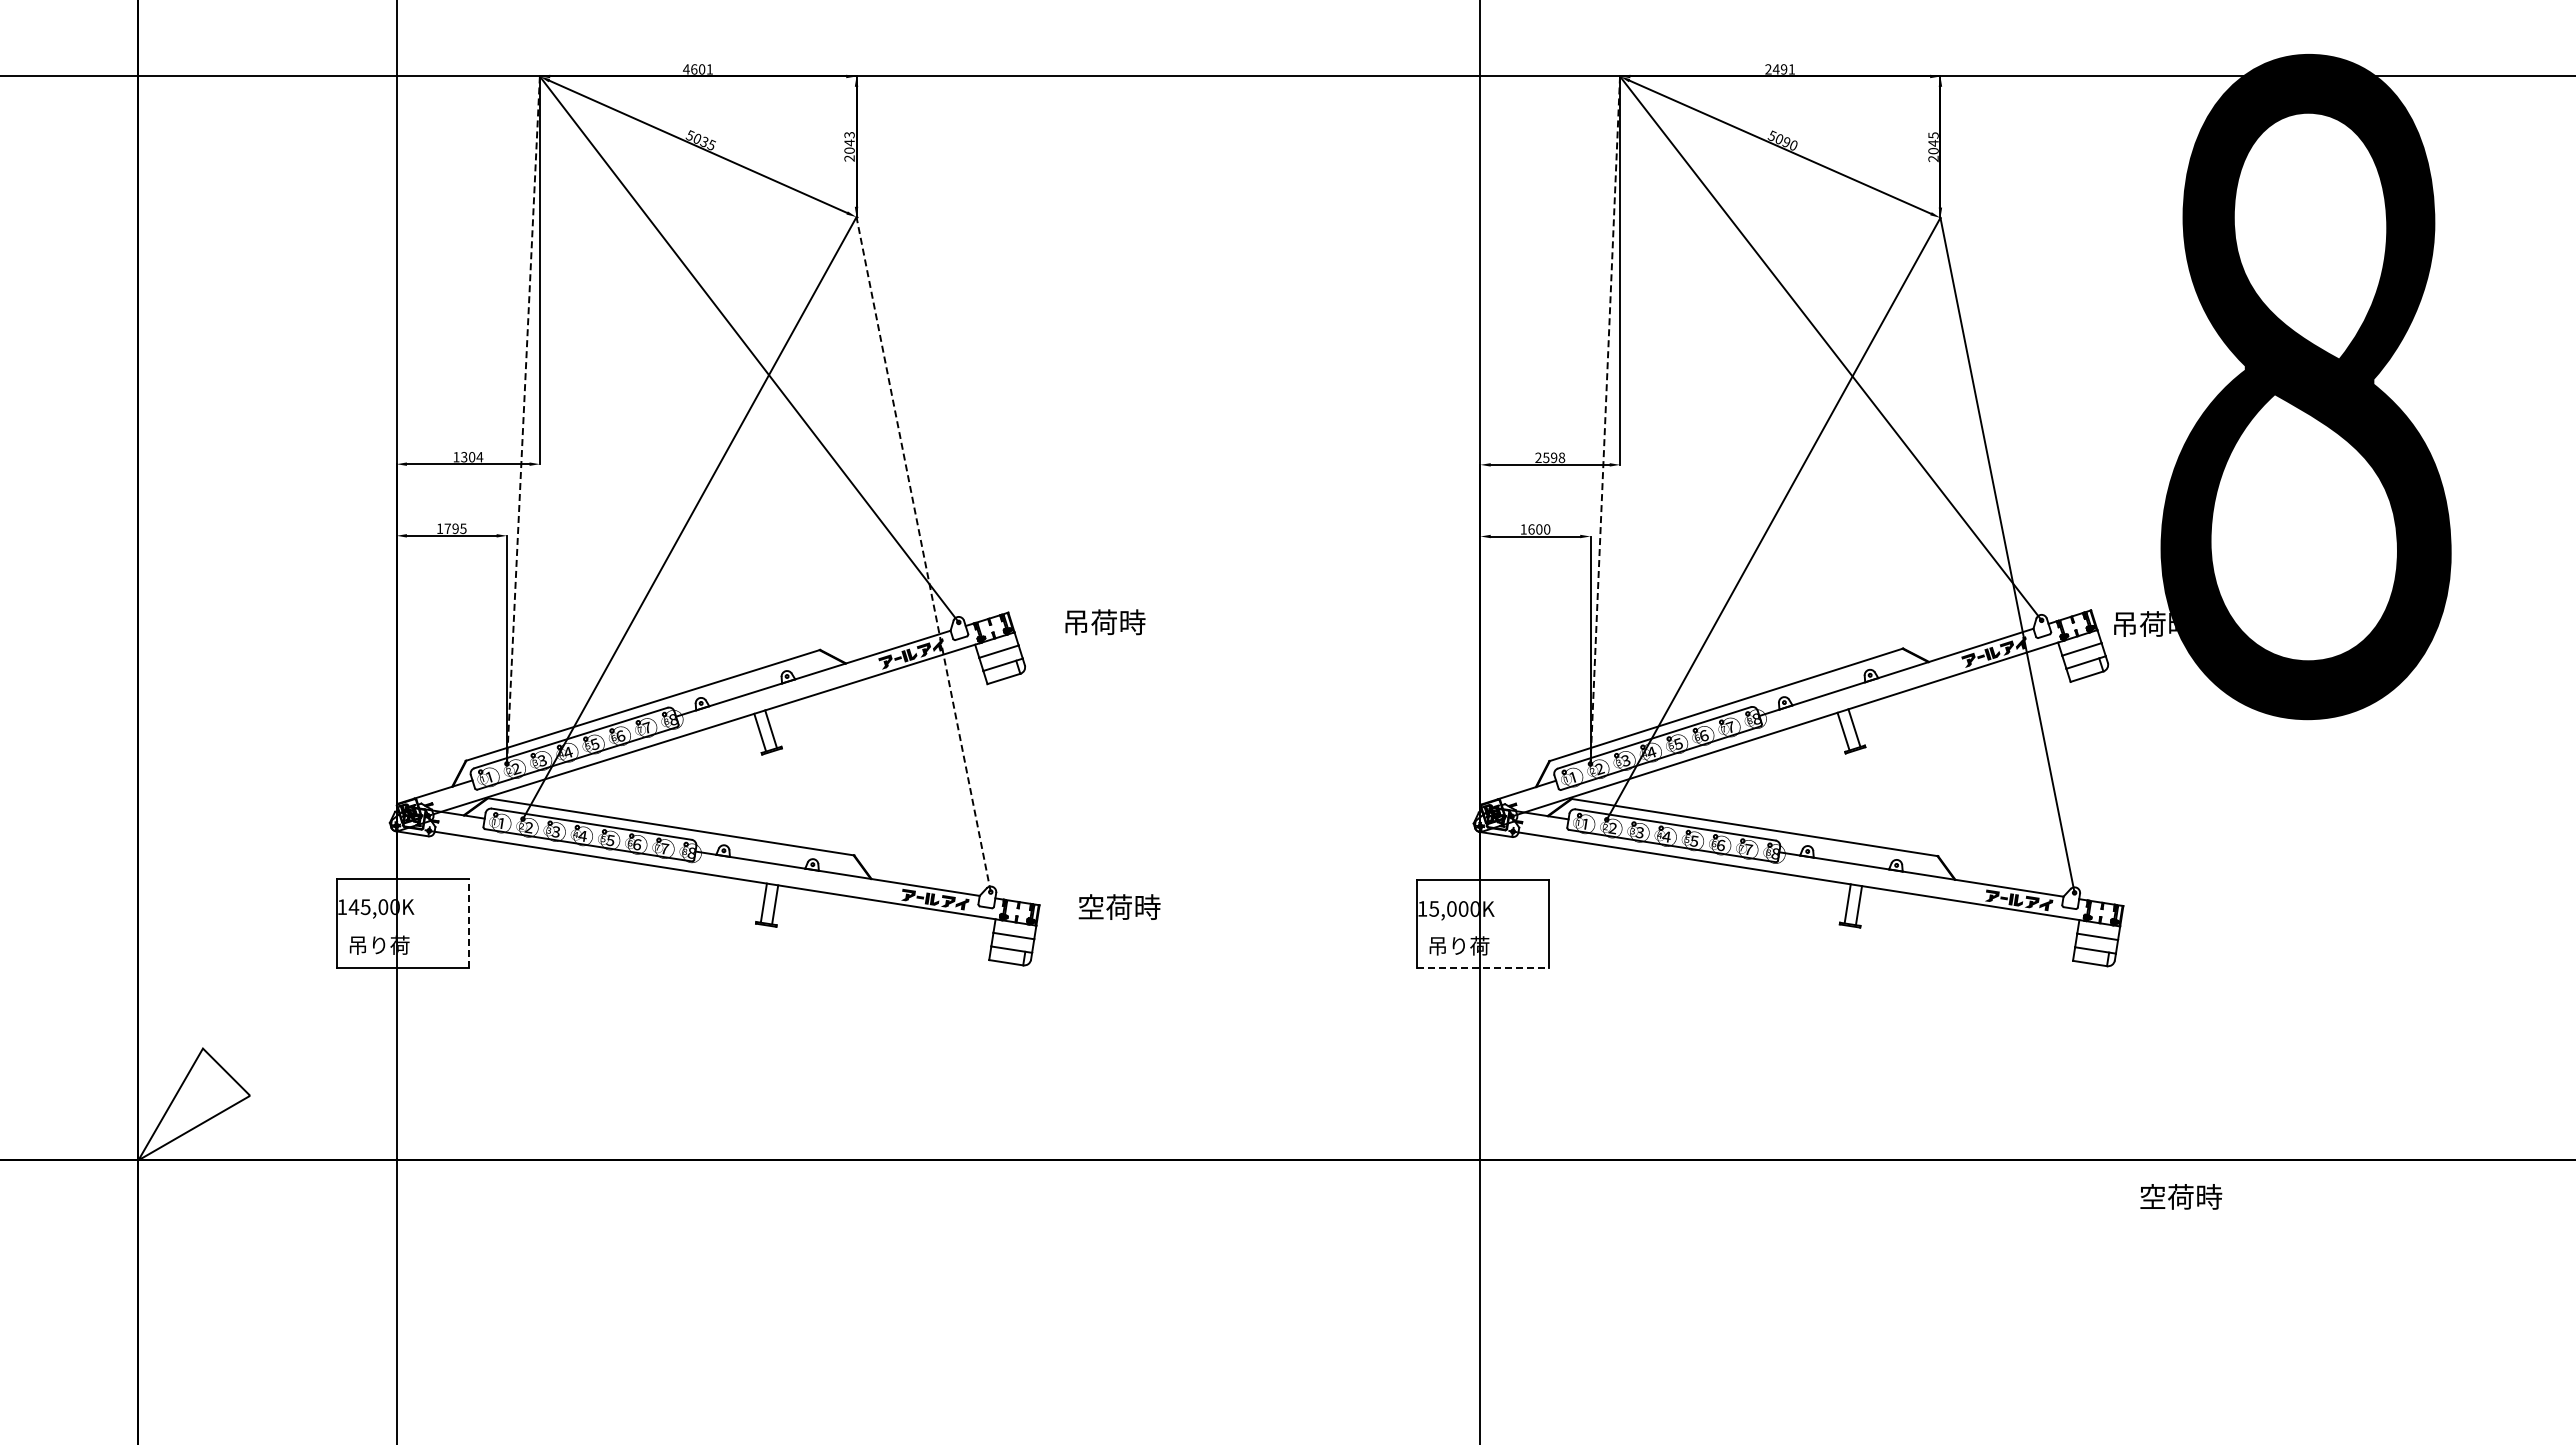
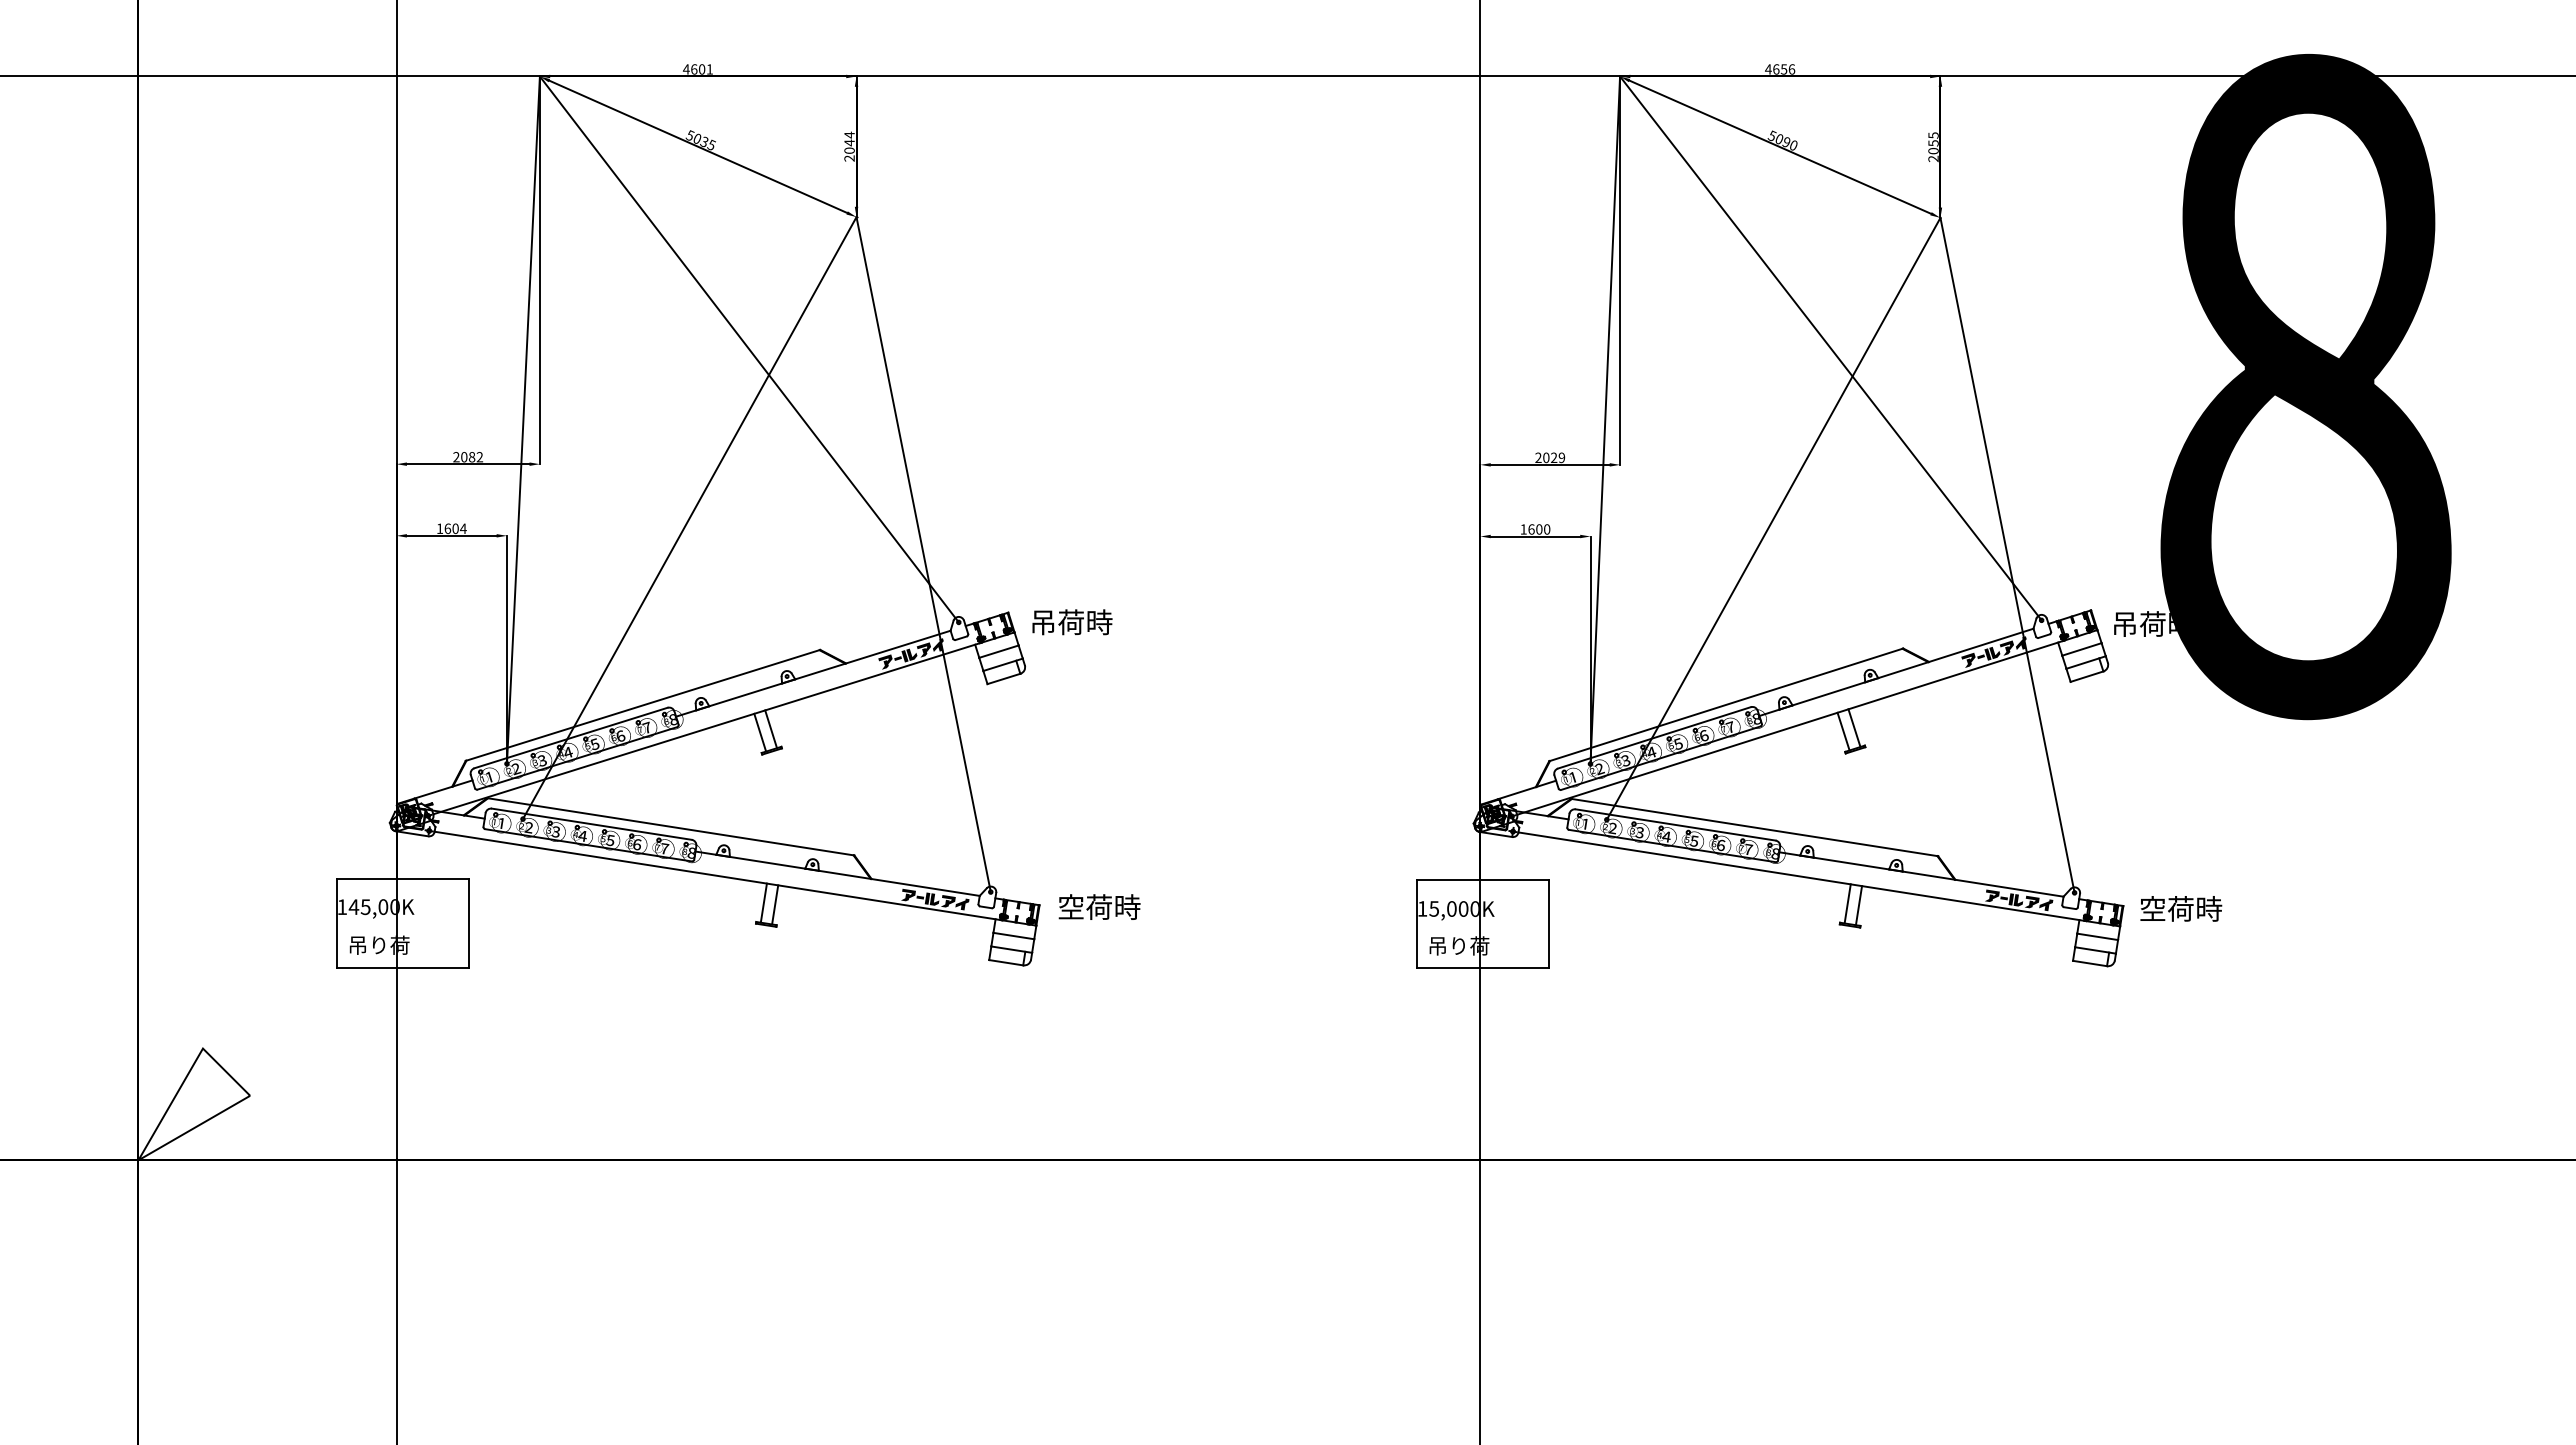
text: 2491 -> 4656 (1780, 69)
text: 2043 -> 2044 (849, 134)
text: 2045 -> 2055 (1933, 142)
line: dashed -> solid (523, 420)
line: dashed -> solid (1605, 420)
text: 1304 -> 2082 (468, 457)
text: 2598 -> 2029 (1554, 457)
text: 1795 -> 1604 (455, 528)
line: dashed -> solid (923, 554)
text position: (1105, 622) -> (1072, 622) (1072, 622)
text position: (1119, 906) -> (1099, 906) (1099, 906)
line: dashed -> solid (468, 922)
line: dashed -> solid (1482, 968)
text position: (2181, 1196) -> (2181, 908) (2181, 908)
